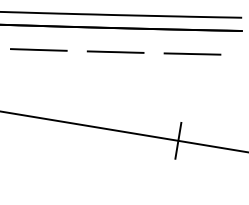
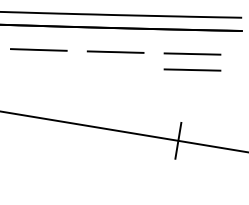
line: none -> present (192, 69)
